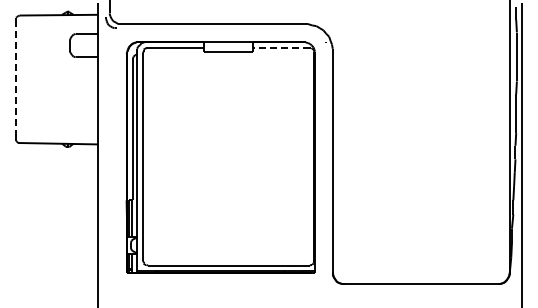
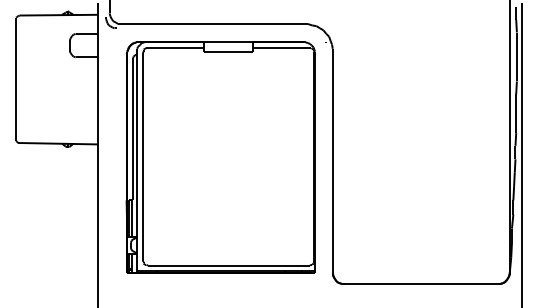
line: dashed -> solid (281, 48)
line: dashed -> solid (16, 79)
